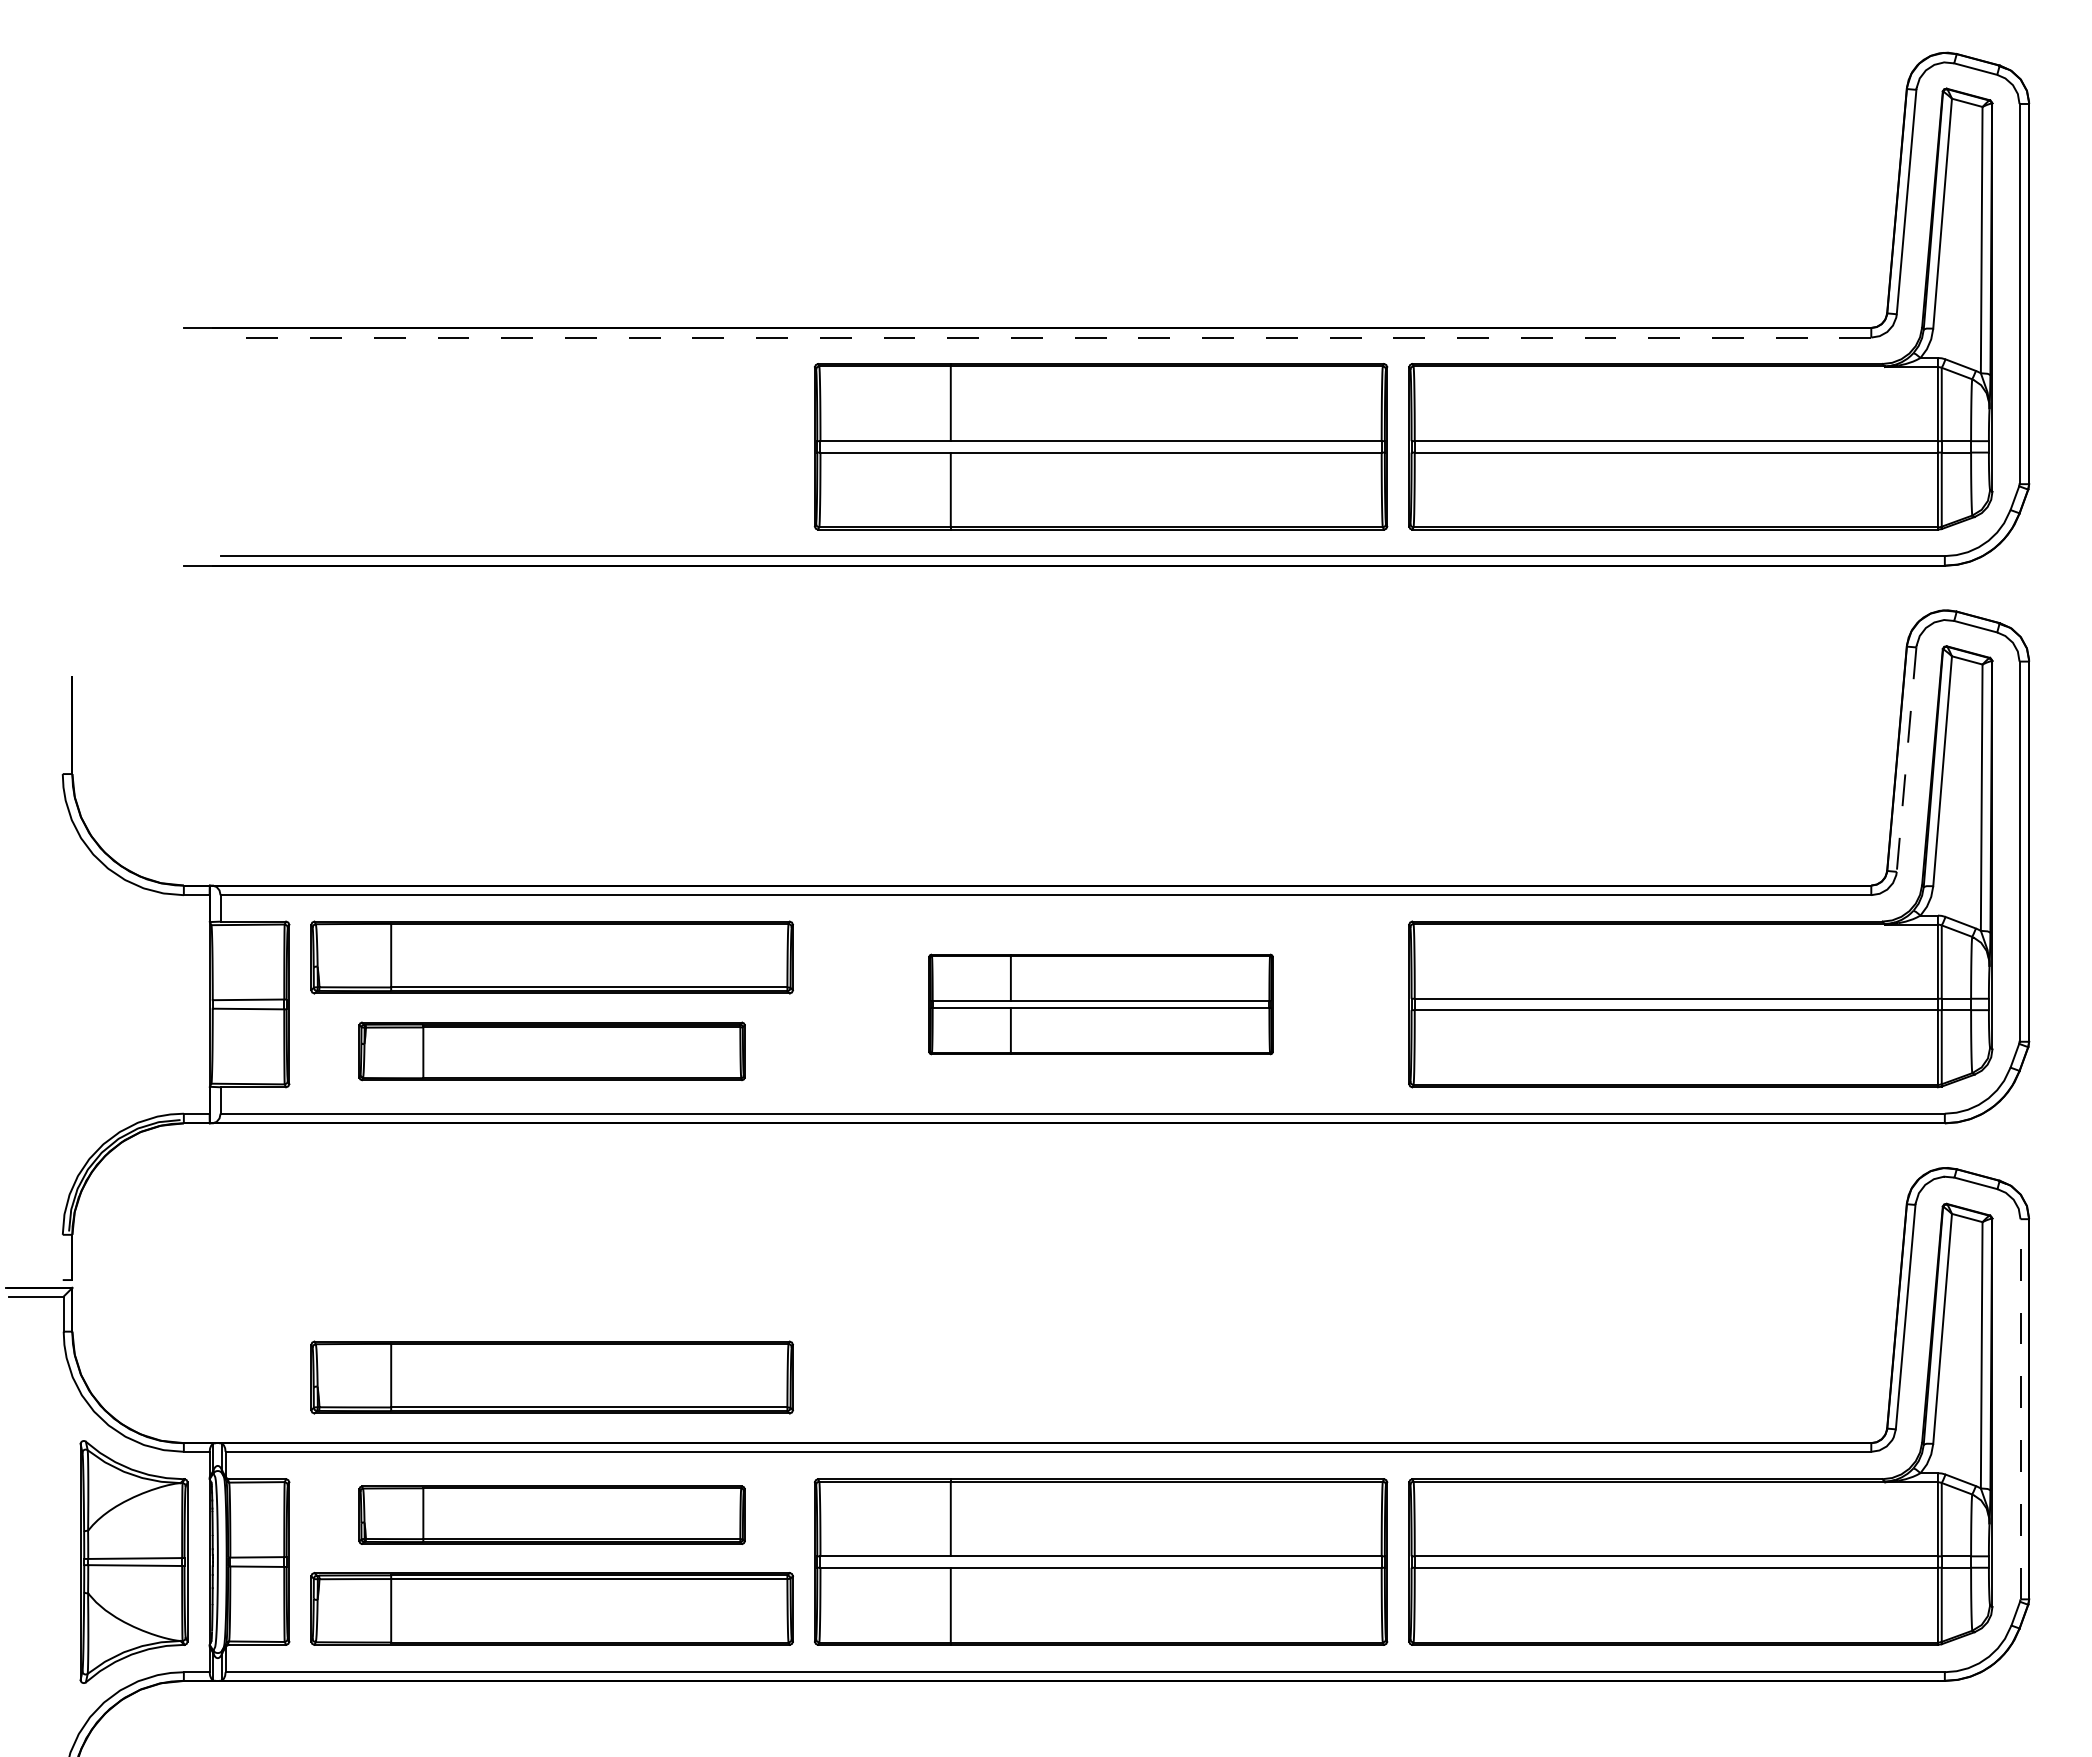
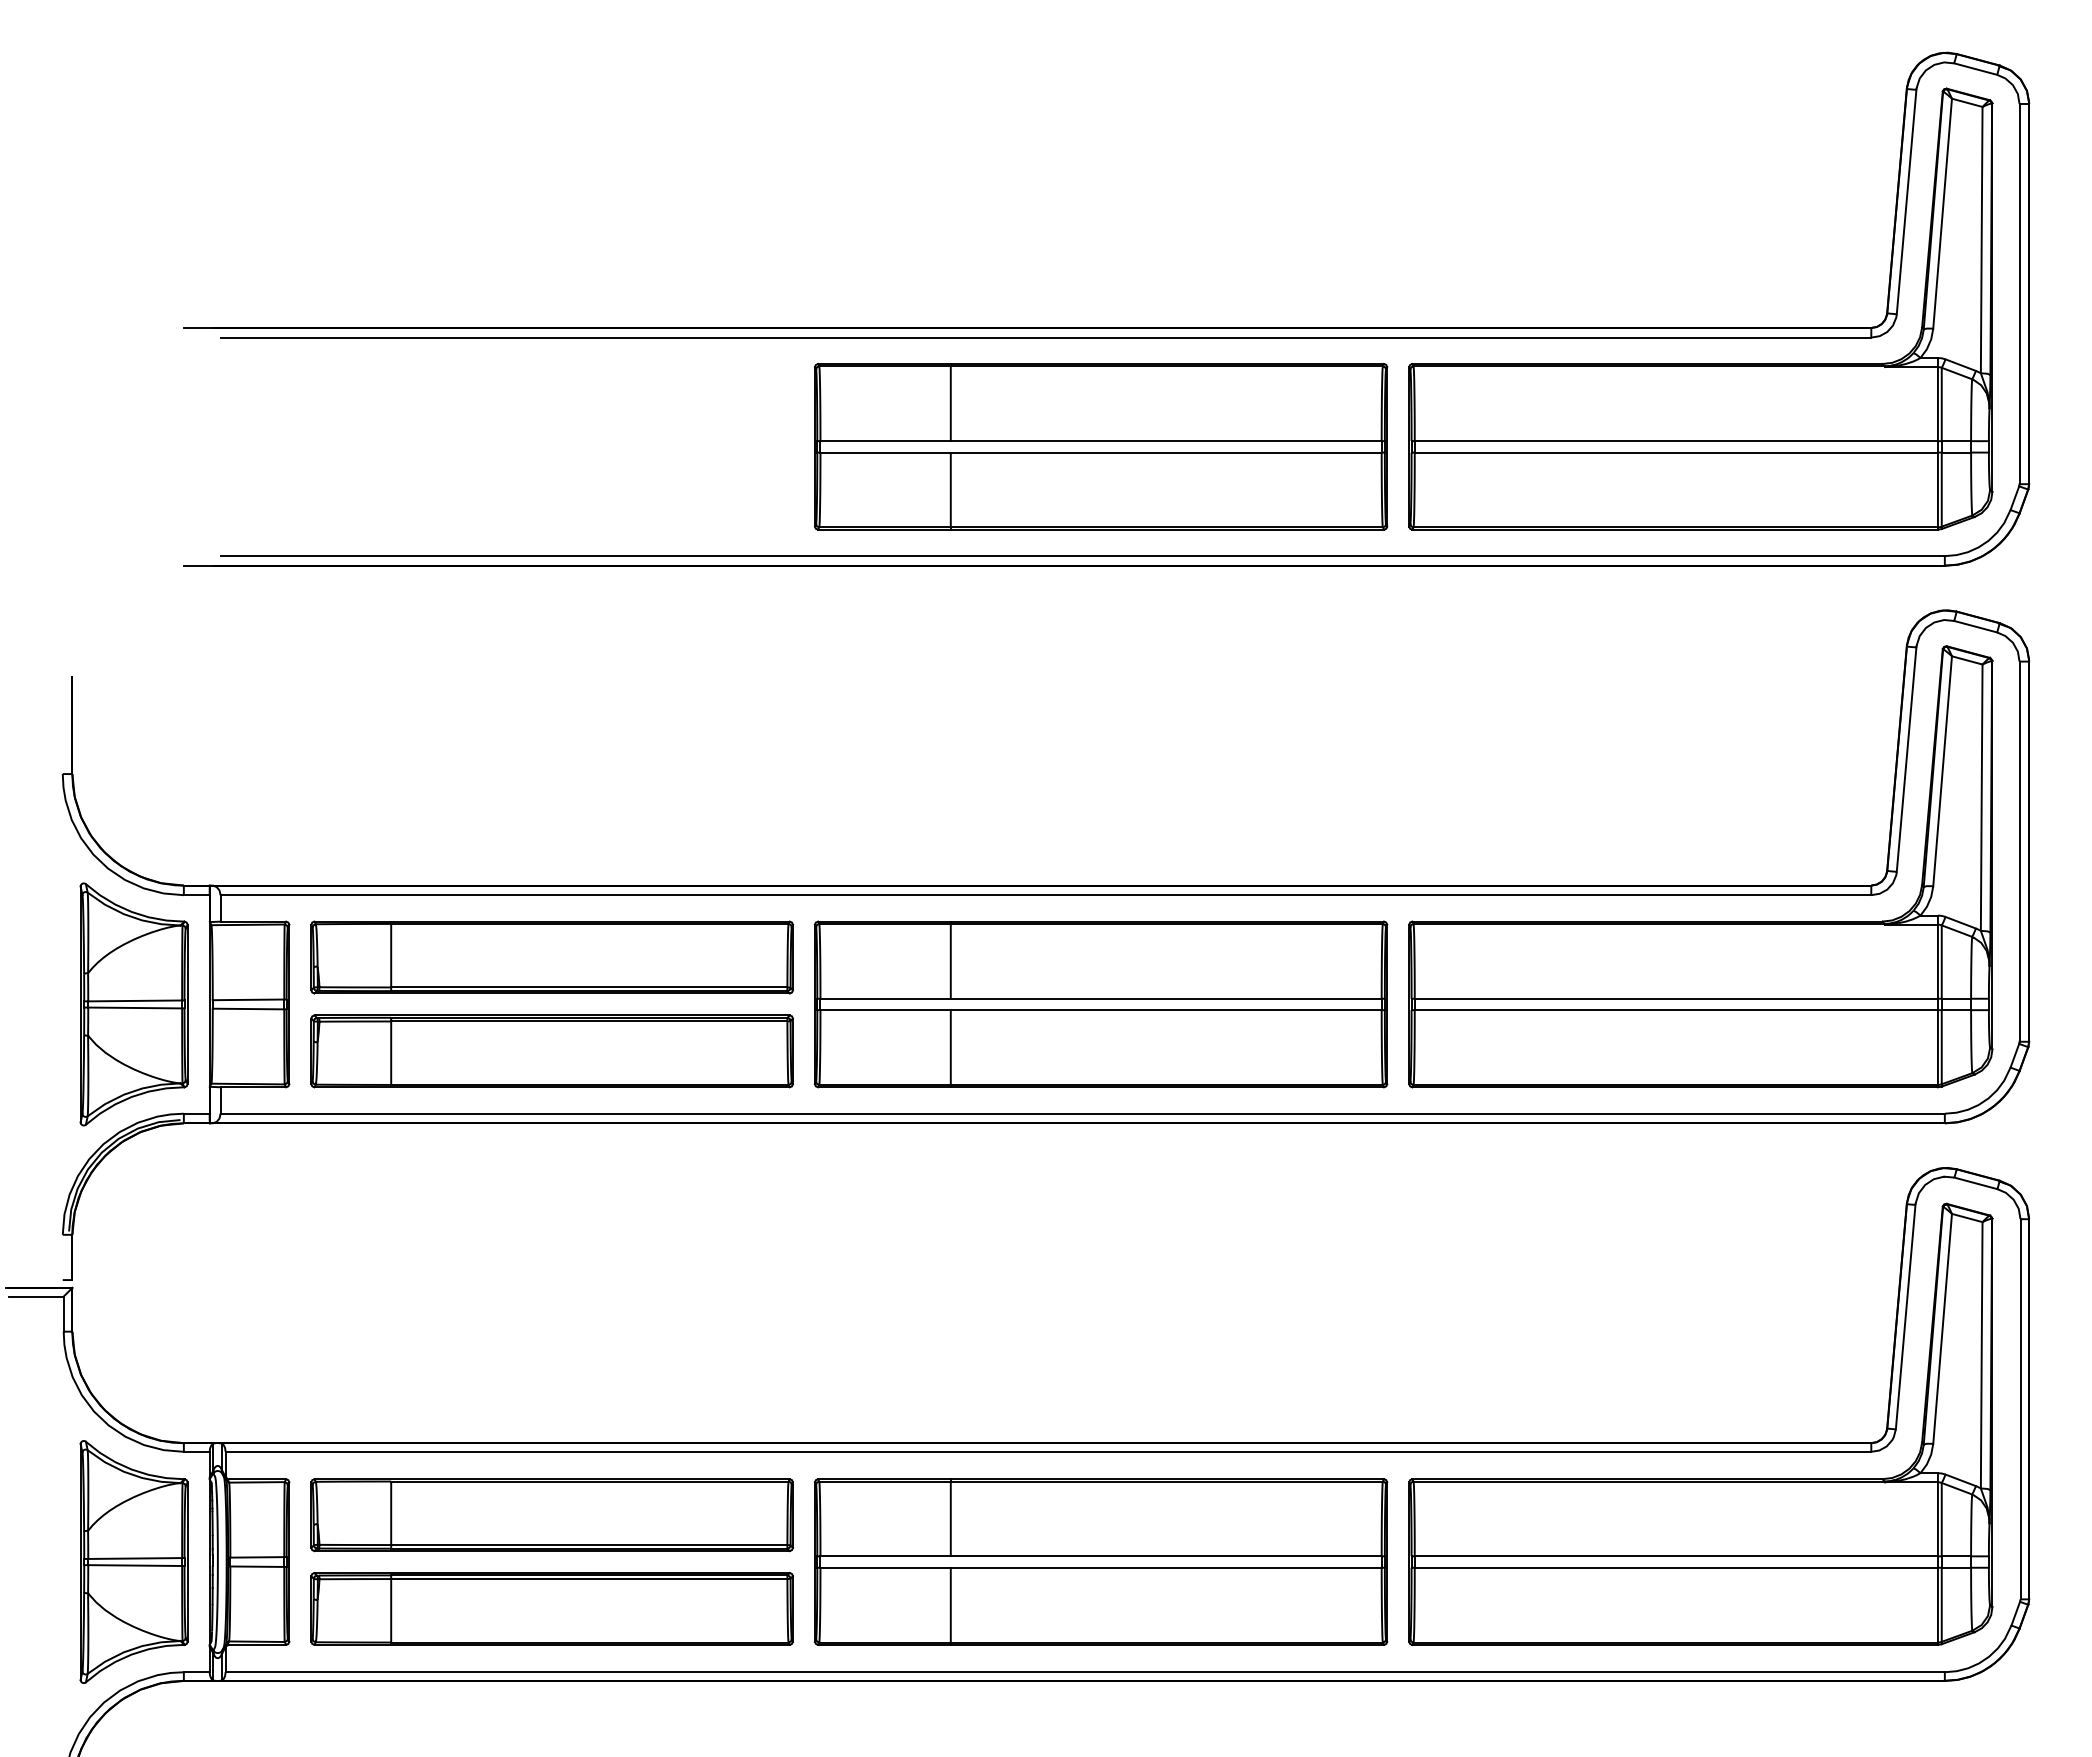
line: dashed -> solid (1045, 337)
line: dashed -> solid (1906, 759)
part: none -> present (133, 1004)
part size: 346x103 px -> 576x169 px (1100, 1004)
part size: 388x61 px -> 484x75 px (551, 1051)
part: present -> none (551, 1377)
line: dashed -> solid (2020, 1408)
part size: 388x60 px -> 484x75 px (551, 1515)
